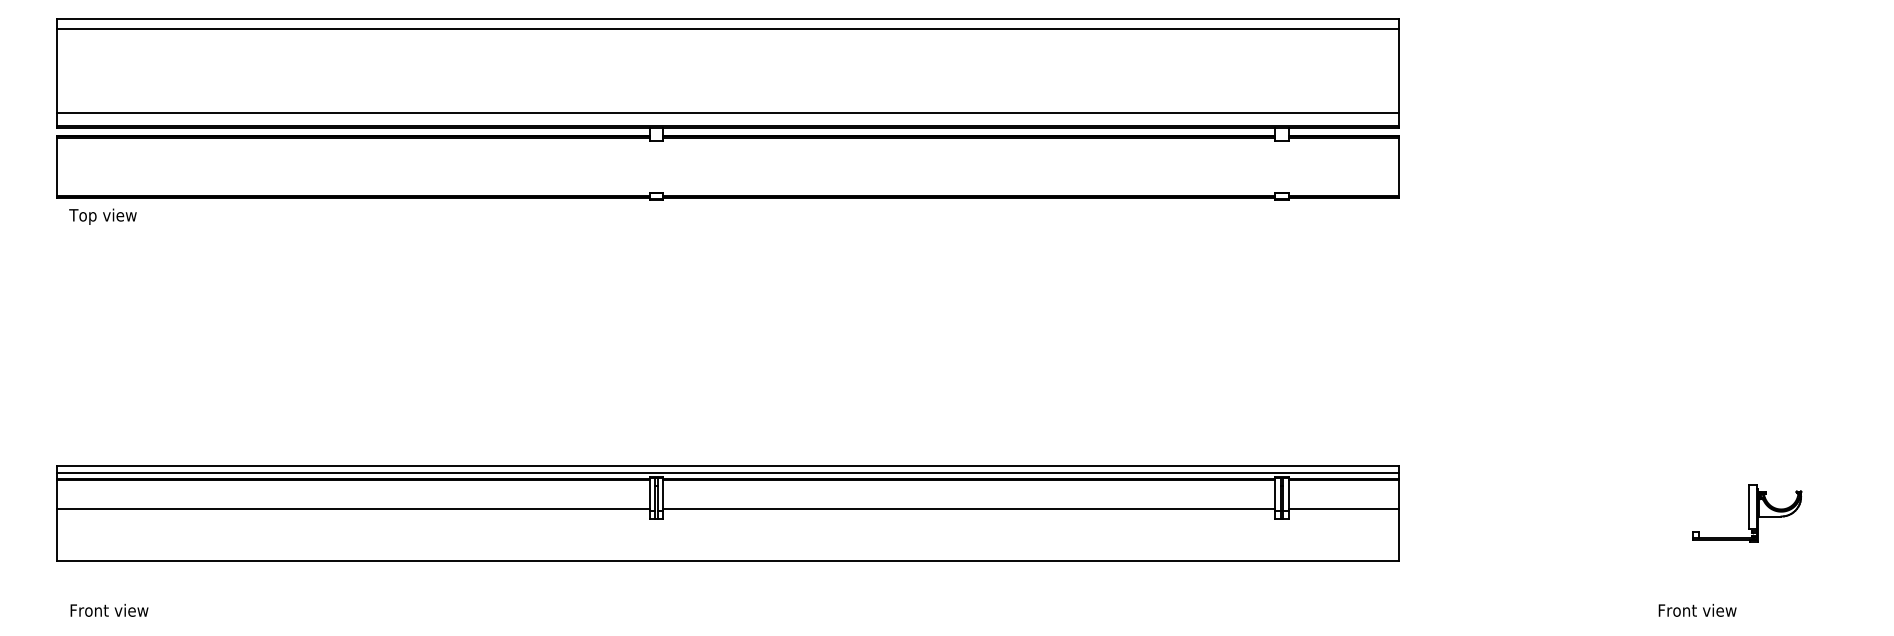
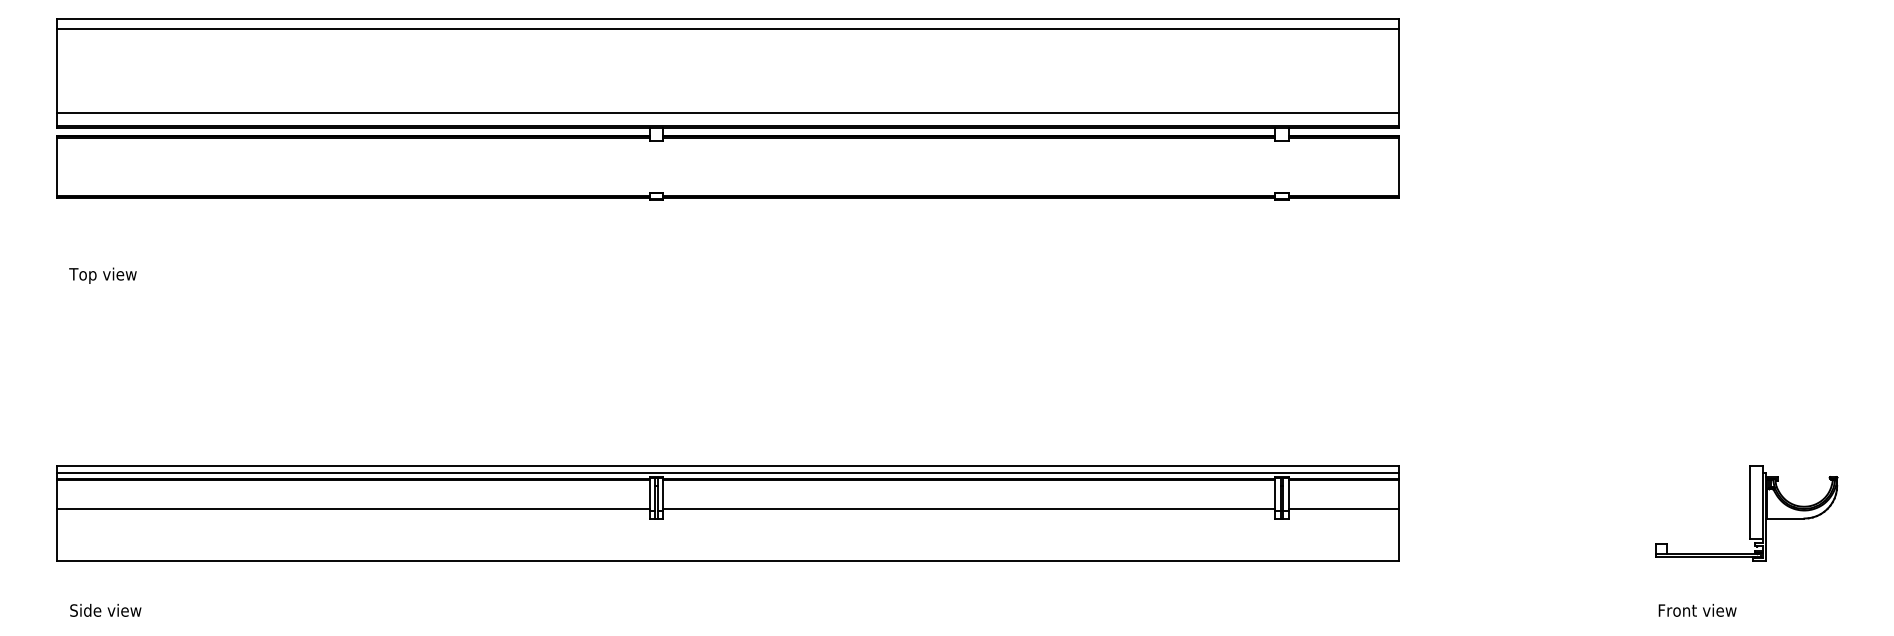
text position: (102, 216) -> (102, 275) (102, 275)
part size: 111x59 px -> 184x97 px (1746, 513)
text: Front view -> Side view (109, 609)
